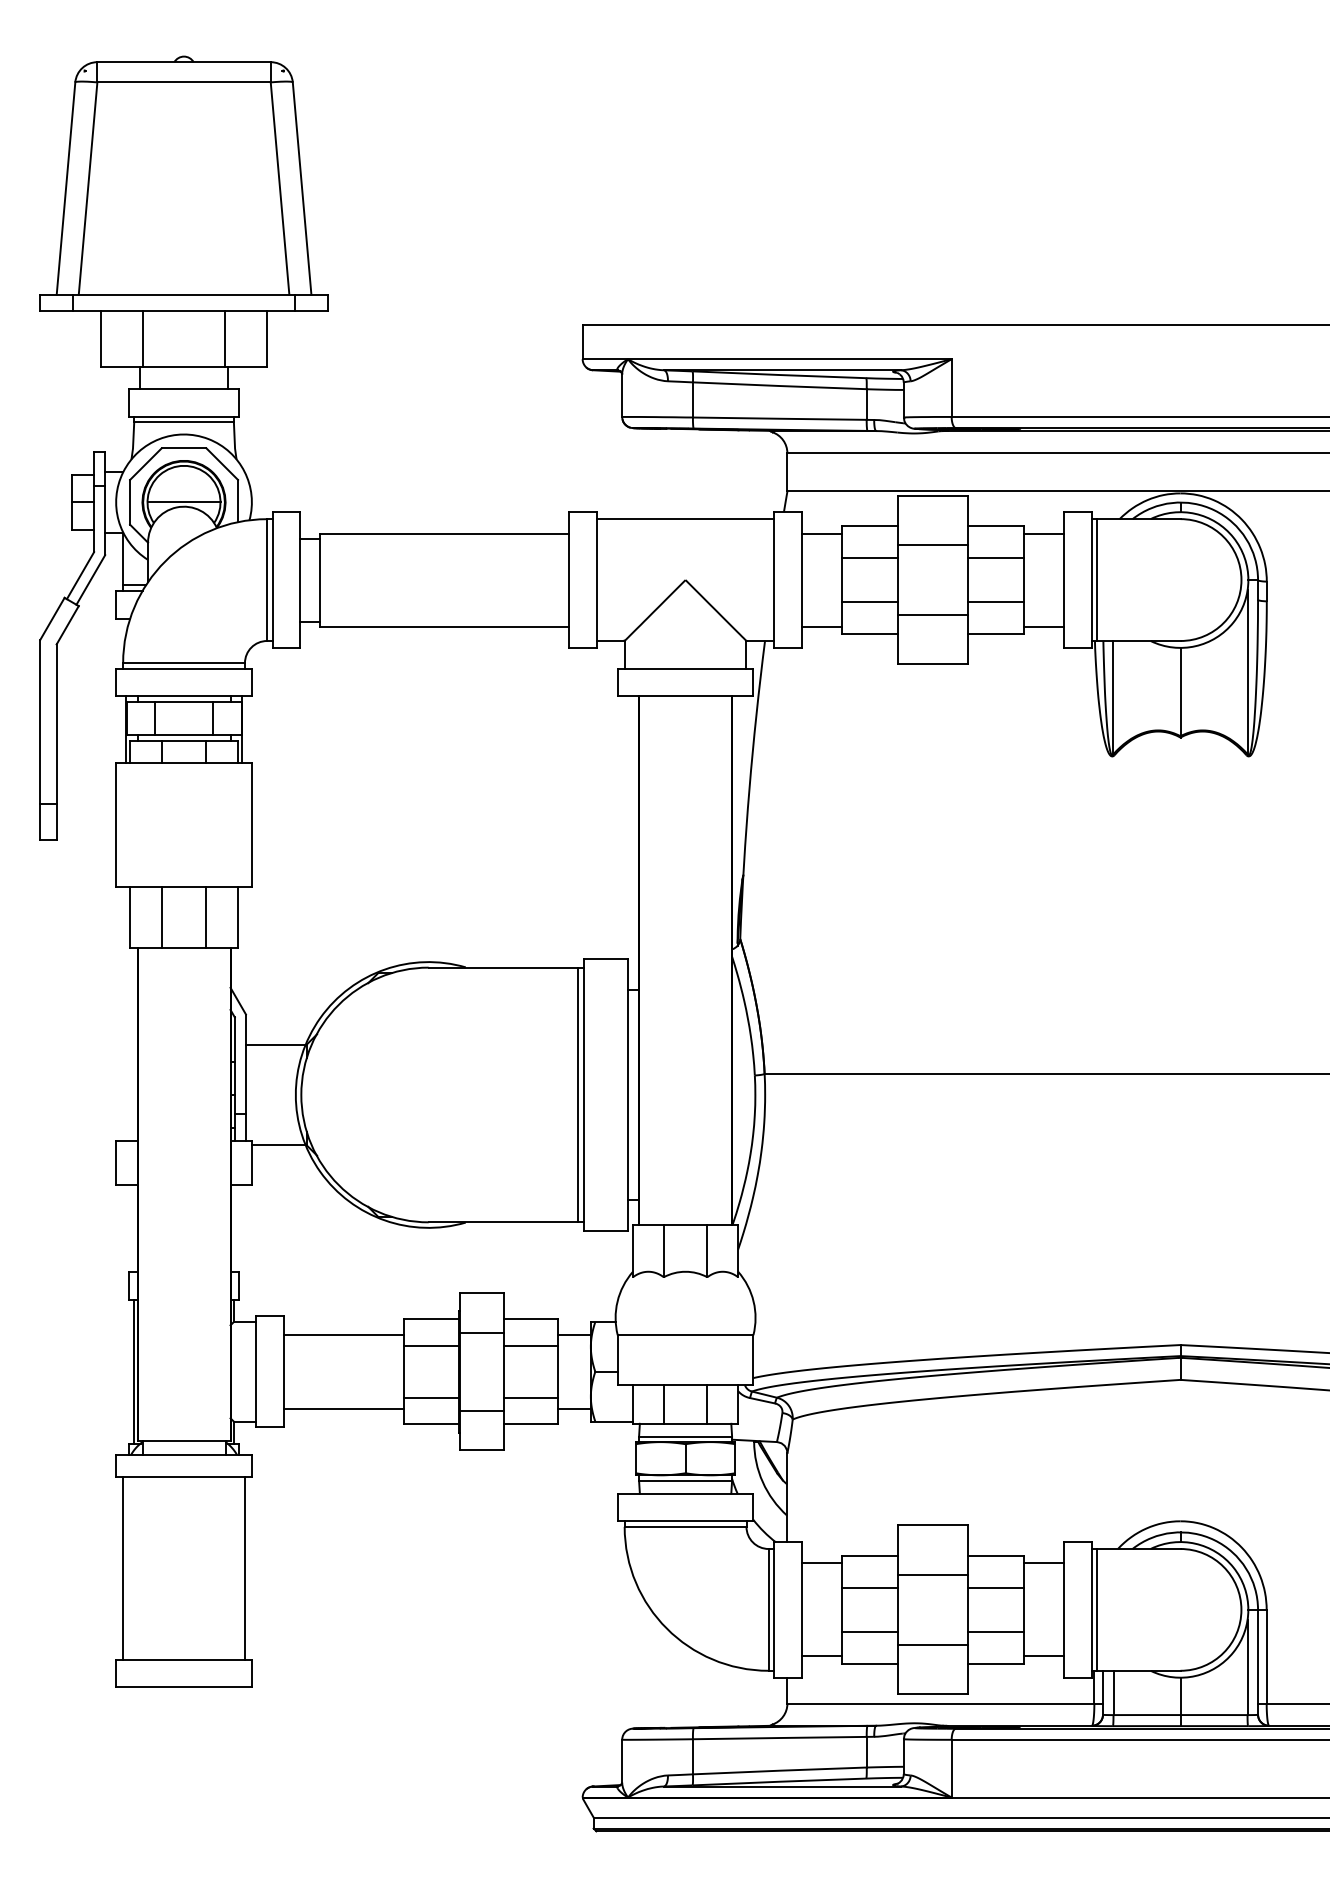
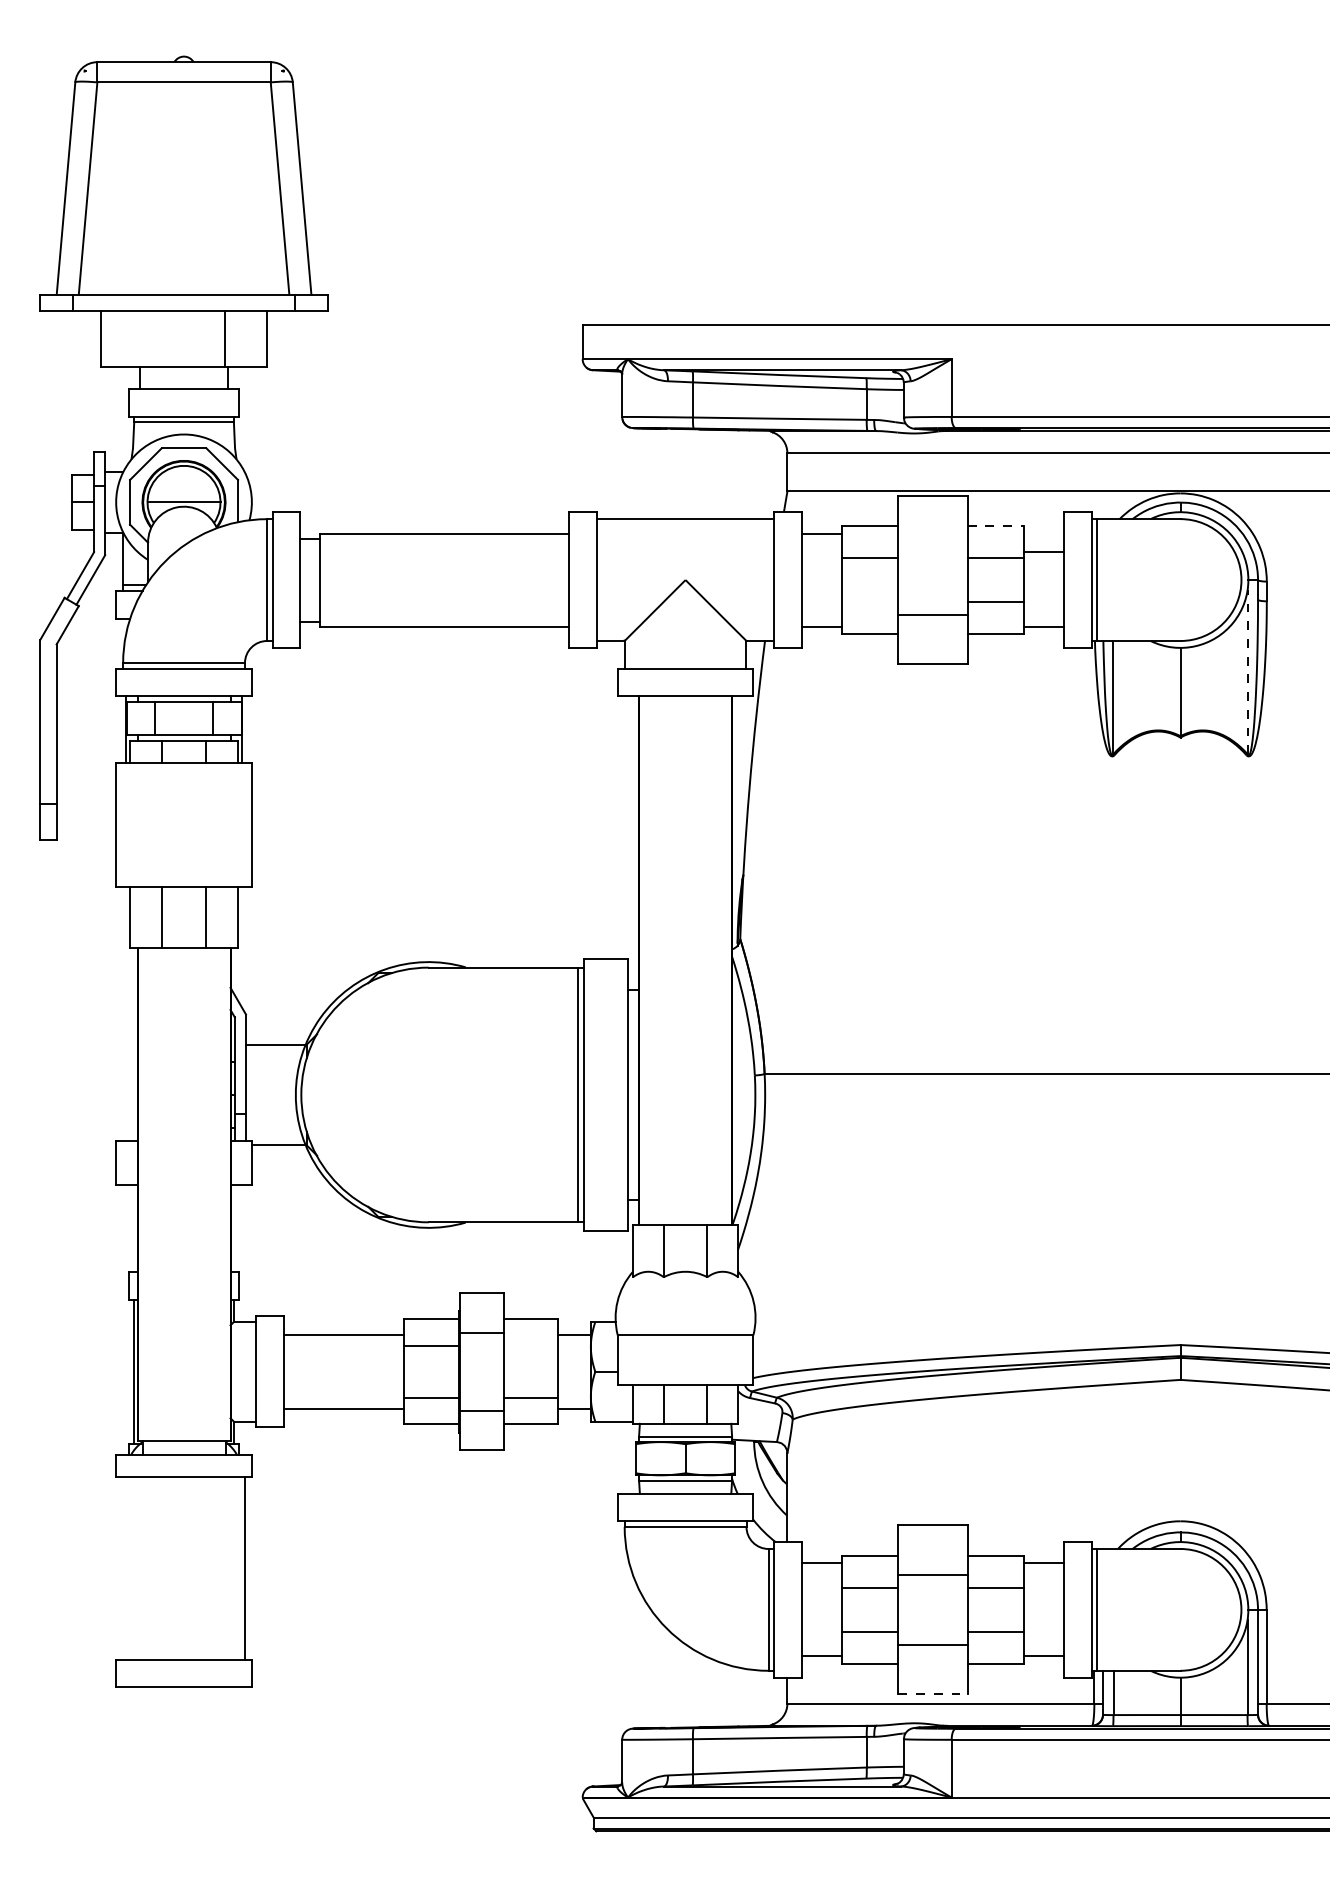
line: present -> none (142, 338)
line: solid -> dashed (996, 526)
line position: (1044, 533) -> (1044, 551) (1044, 551)
line: present -> none (932, 545)
line: present -> none (869, 602)
line: solid -> dashed (1247, 672)
line: present -> none (530, 1345)
line: present -> none (123, 1568)
line: solid -> dashed (933, 1694)
